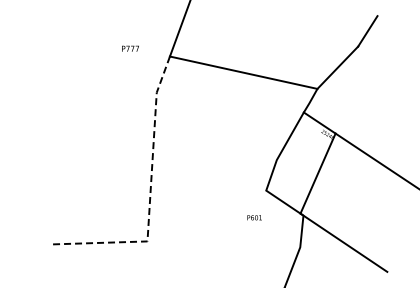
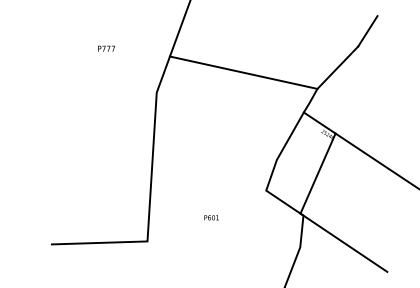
text position: (130, 48) -> (106, 48) (106, 48)
line: dashed -> solid (150, 195)
text position: (254, 217) -> (211, 217) (211, 217)
